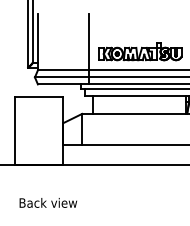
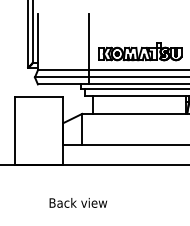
text position: (47, 202) -> (77, 202) (77, 202)
